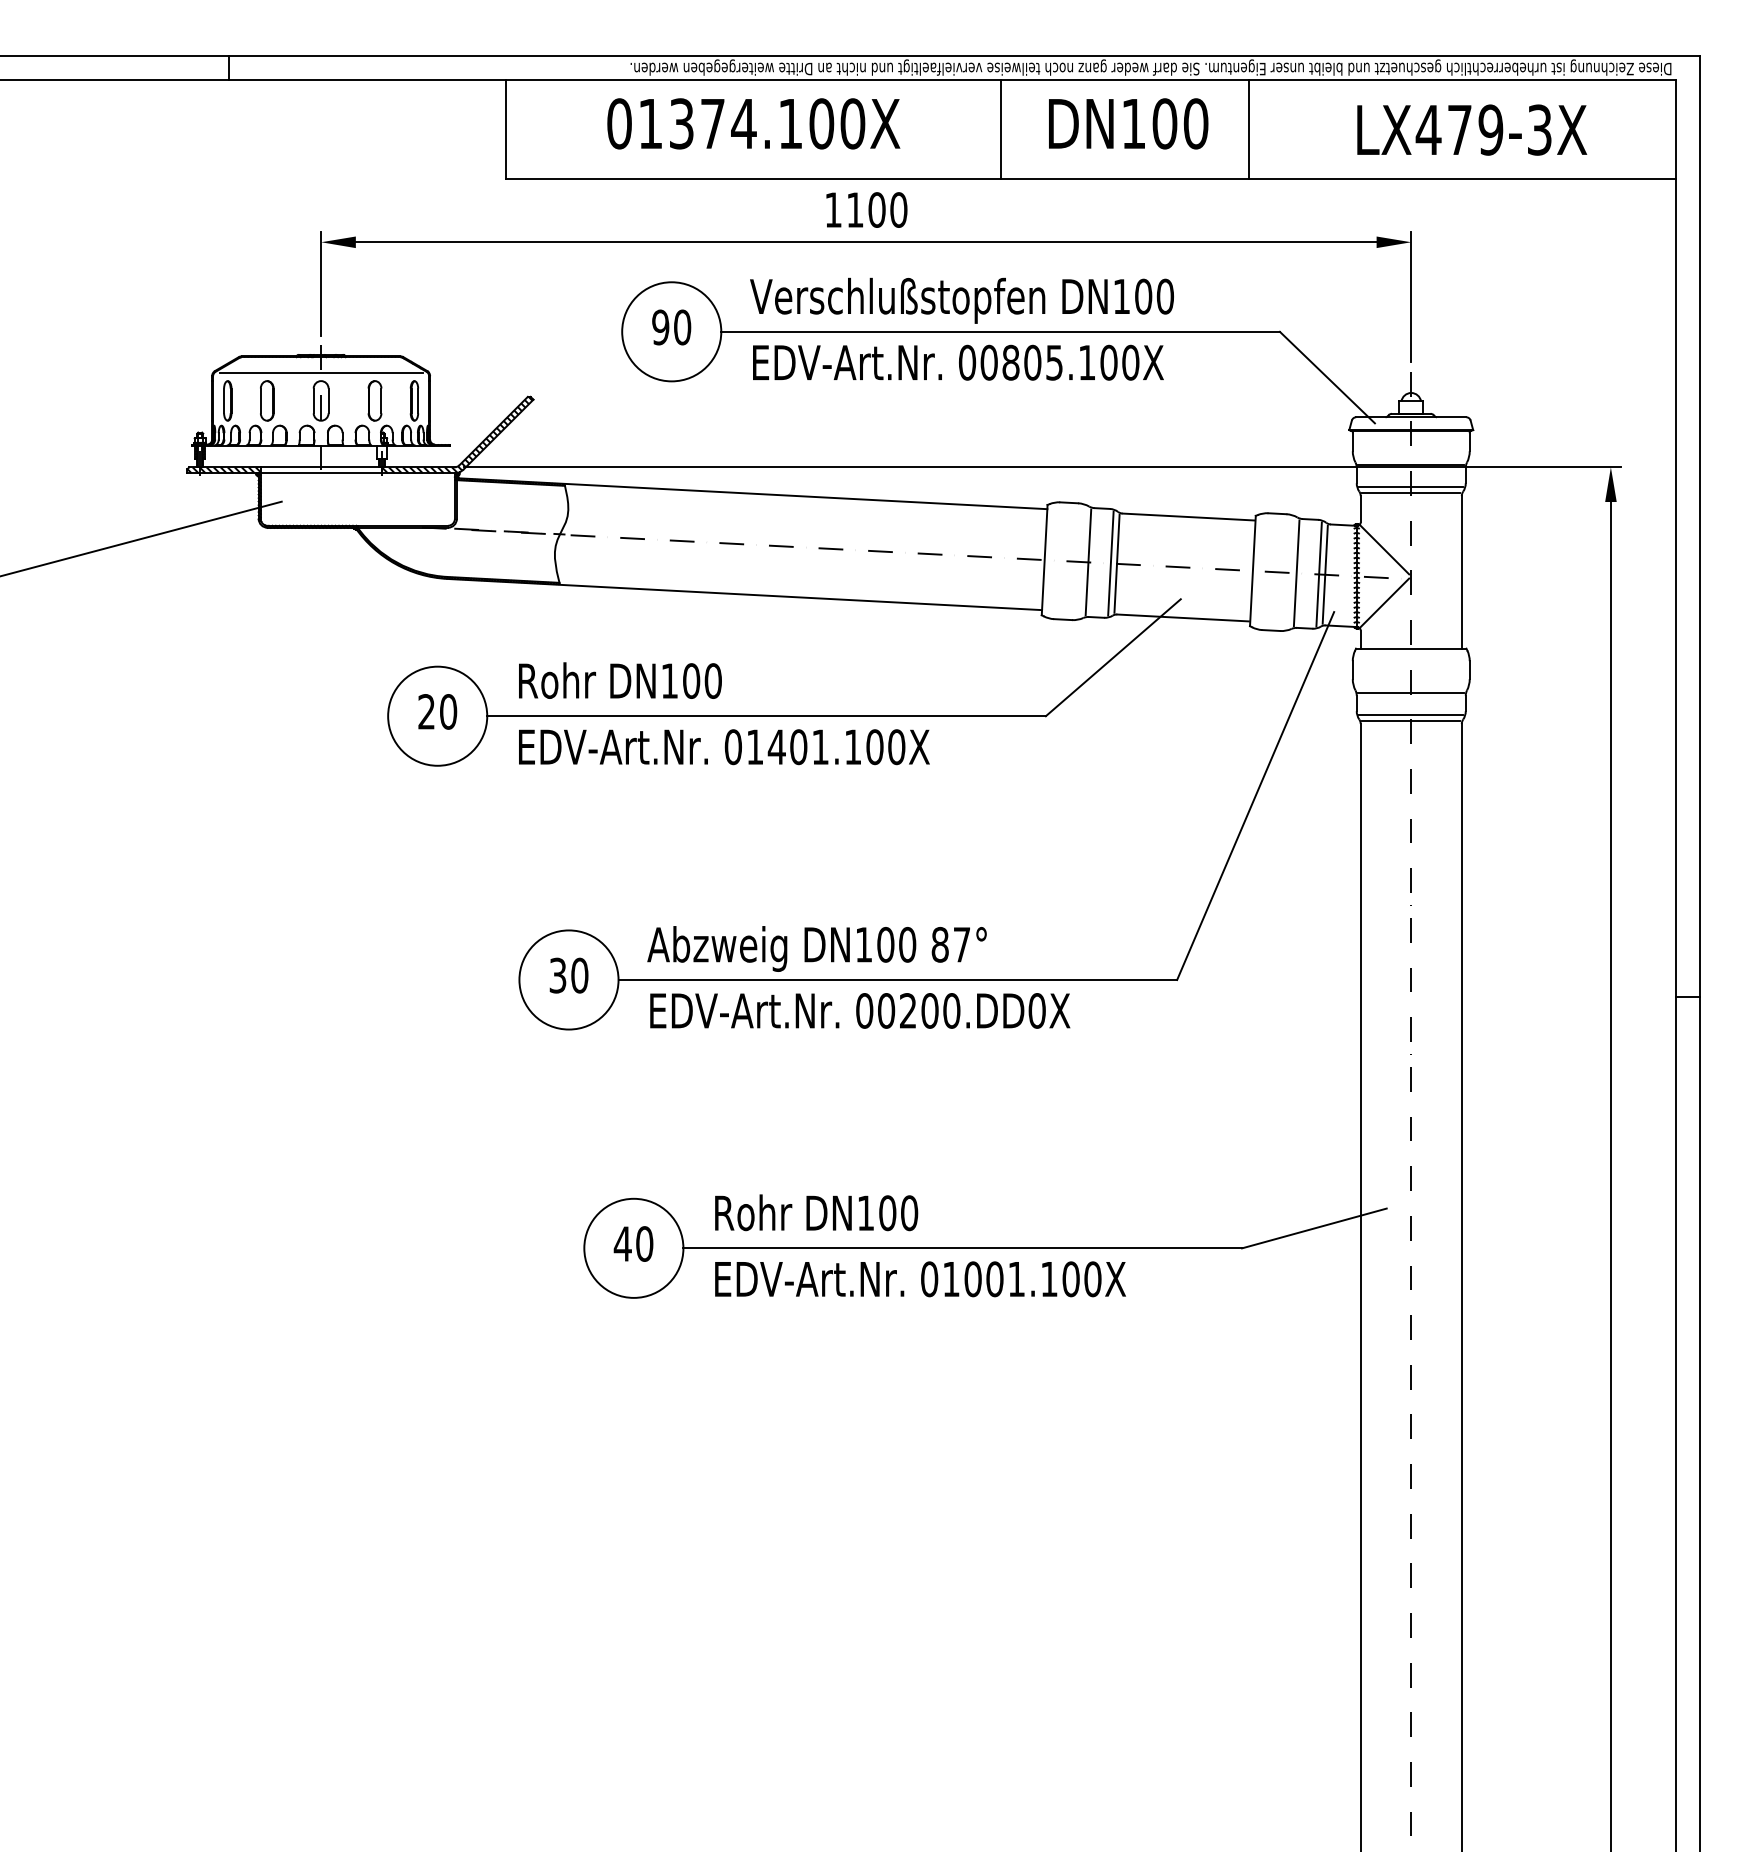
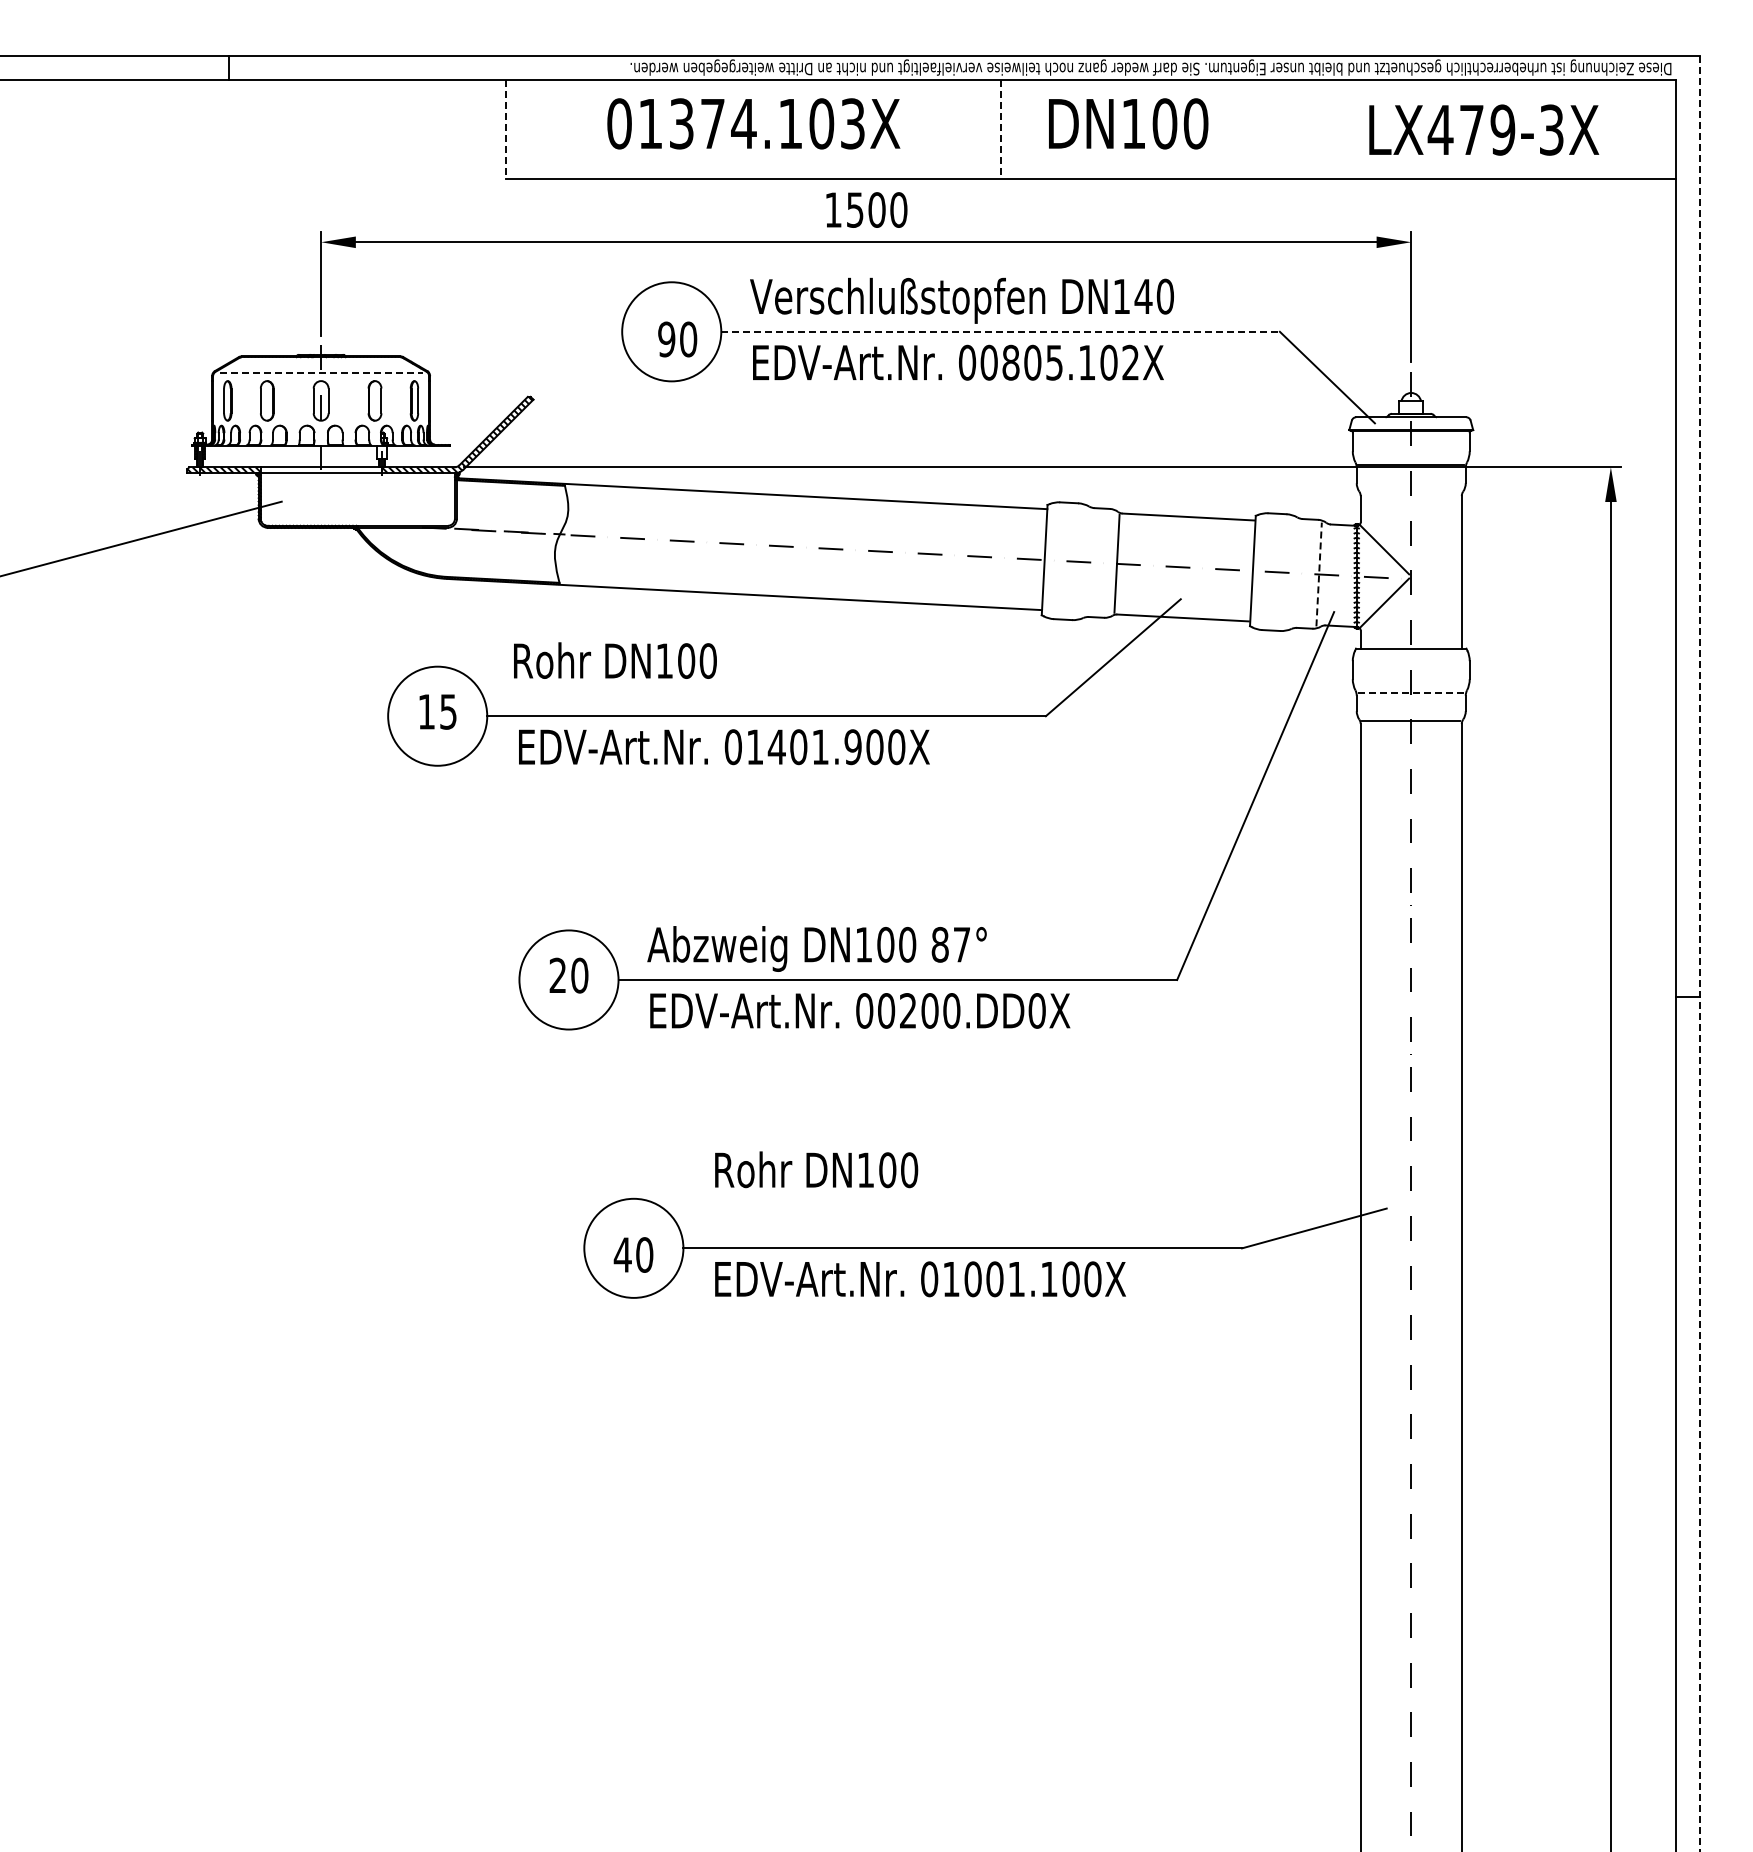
text: 01374.100X -> 01374.103X (852, 123)
line: solid -> dashed (505, 129)
line: solid -> dashed (1001, 129)
line: present -> none (1248, 129)
text position: (1472, 129) -> (1484, 129) (1484, 129)
text: 1100 -> 1500 (855, 209)
text: DN100 -> DN140 (1143, 296)
text position: (671, 327) -> (677, 339) (677, 339)
line: solid -> dashed (1001, 331)
text: 00805.100X -> 00805.102X (1130, 362)
line: solid -> dashed (321, 373)
line: present -> none (1411, 487)
line: present -> none (1411, 493)
line: present -> none (1088, 562)
line: present -> none (1110, 563)
line: present -> none (1296, 573)
line: solid -> dashed (1319, 574)
line: present -> none (1324, 574)
text position: (620, 680) -> (615, 660) (615, 660)
line: solid -> dashed (1411, 692)
text: 20 -> 15 (437, 711)
line: present -> none (1411, 714)
text: 01401.100X -> 01401.900X (852, 747)
line: solid -> dashed (1700, 953)
text: 30 -> 20 (557, 975)
text position: (816, 1212) -> (816, 1169) (816, 1169)
text position: (633, 1243) -> (633, 1254) (633, 1254)
